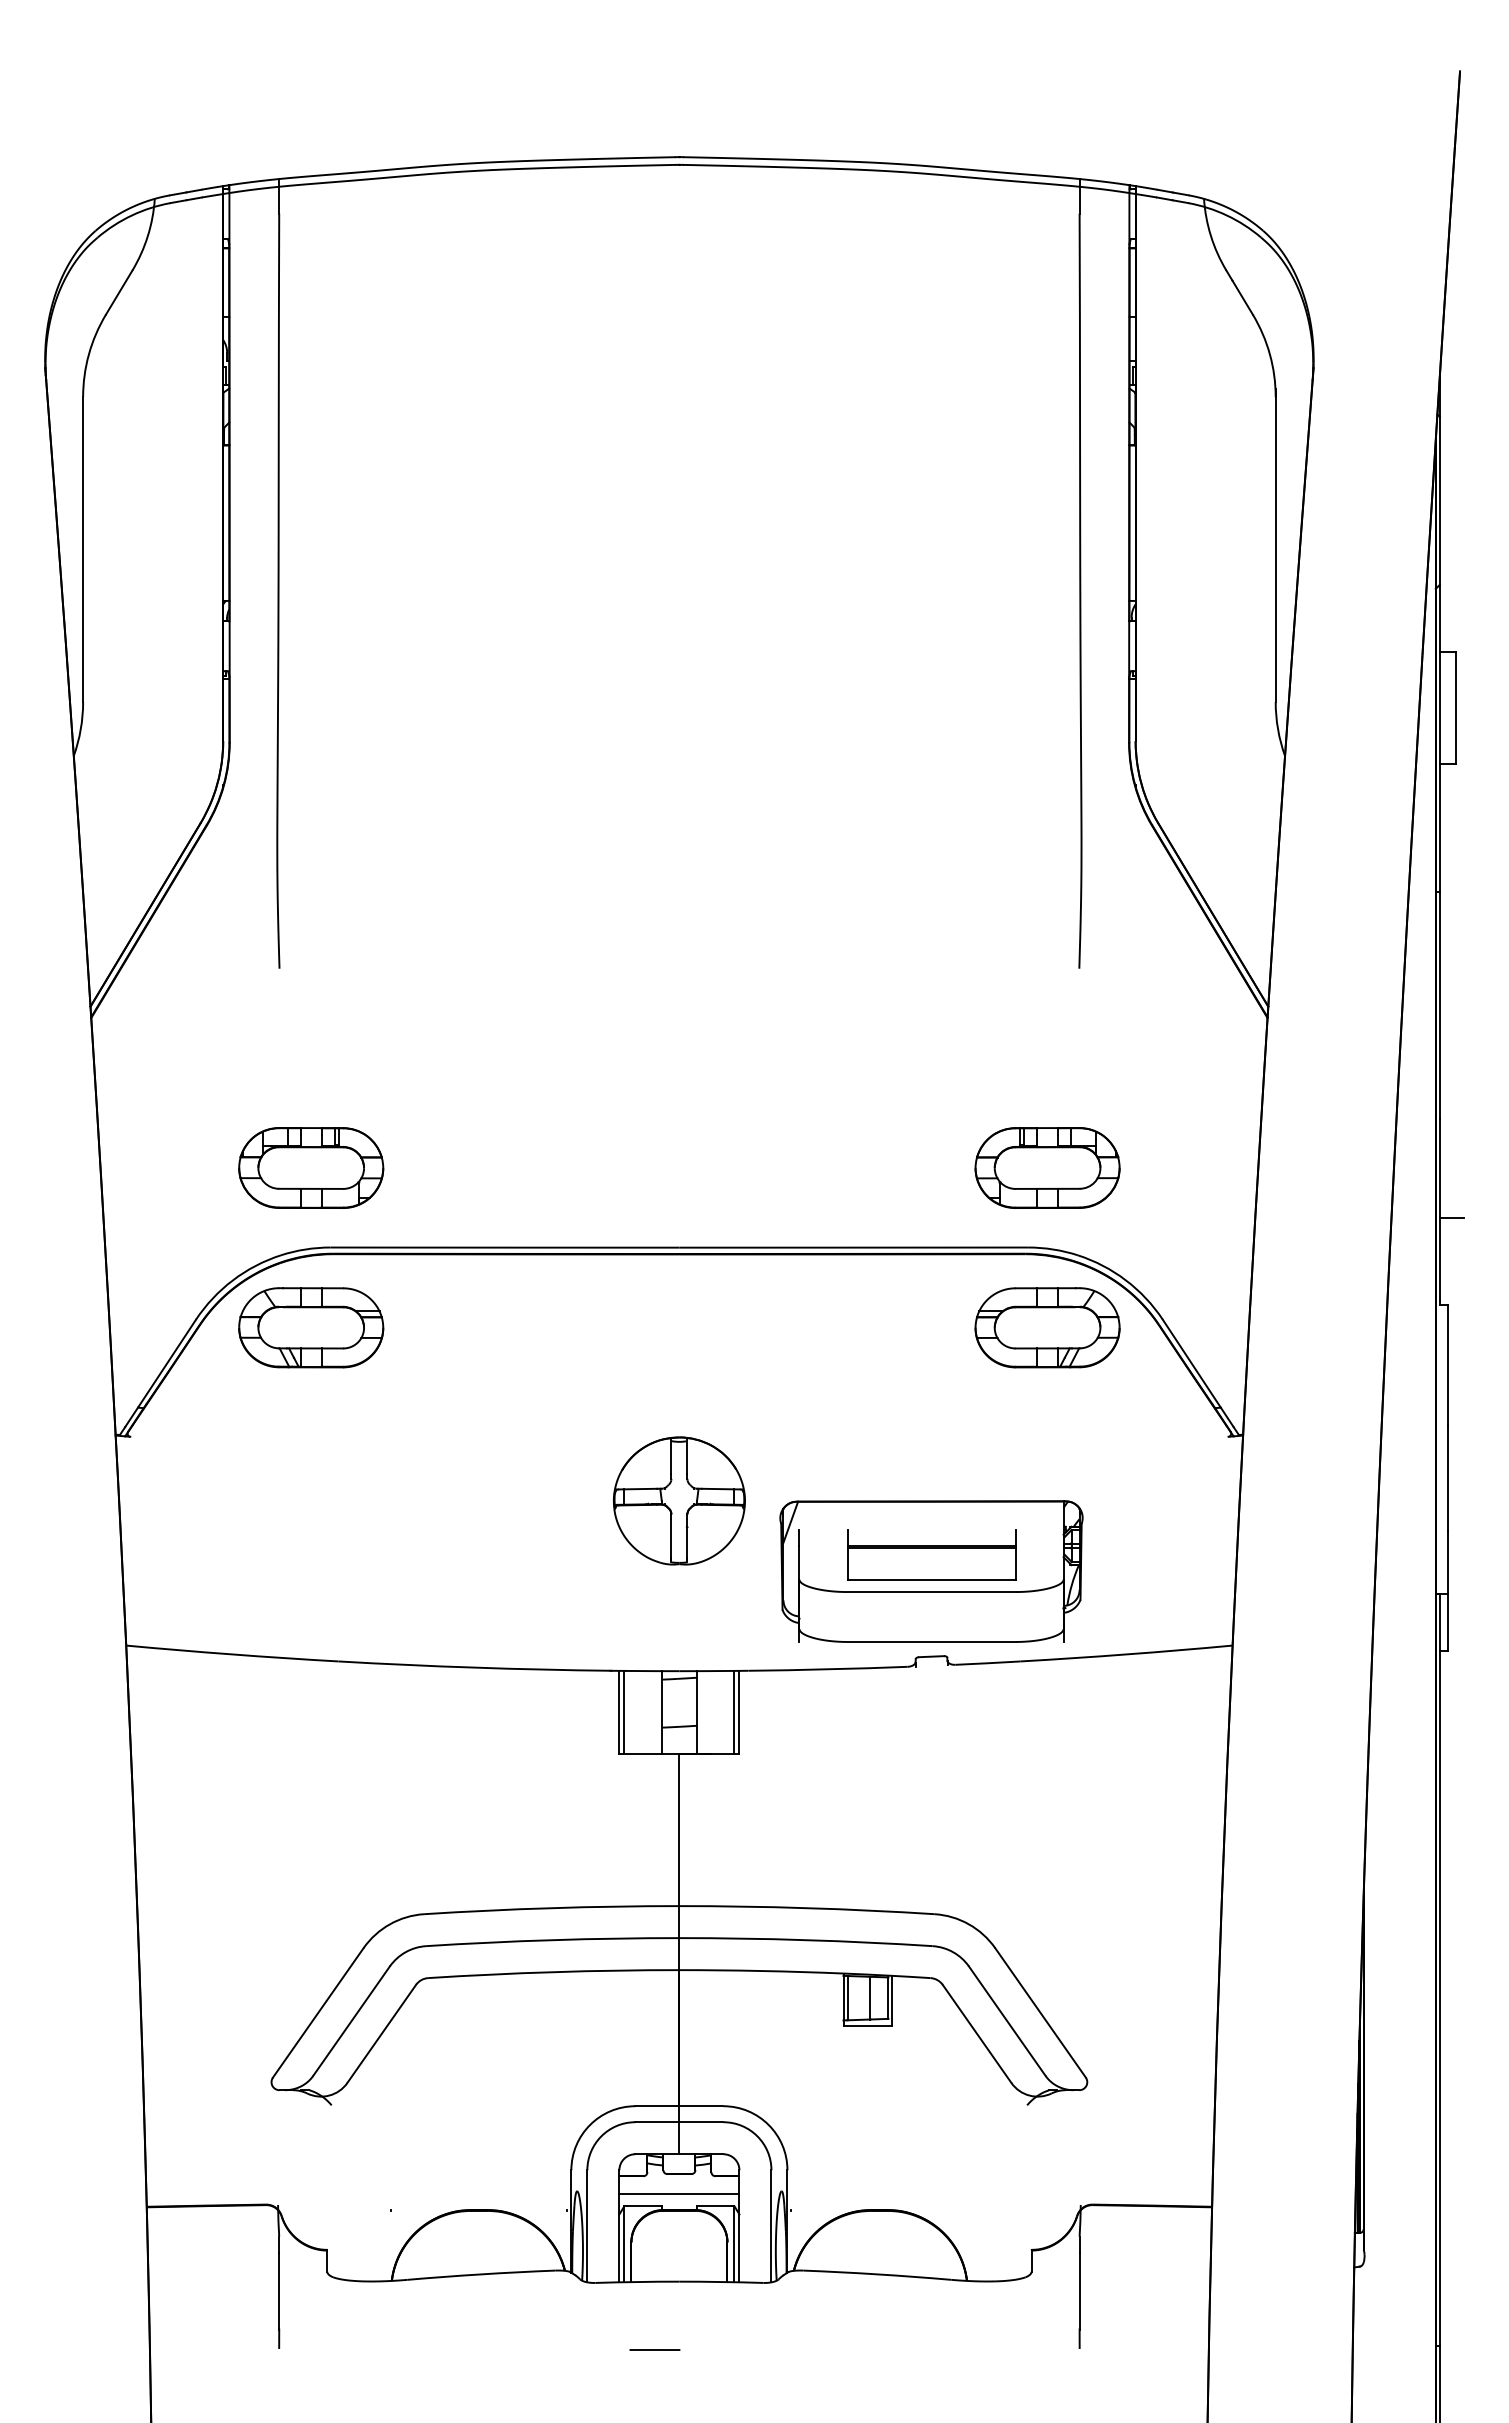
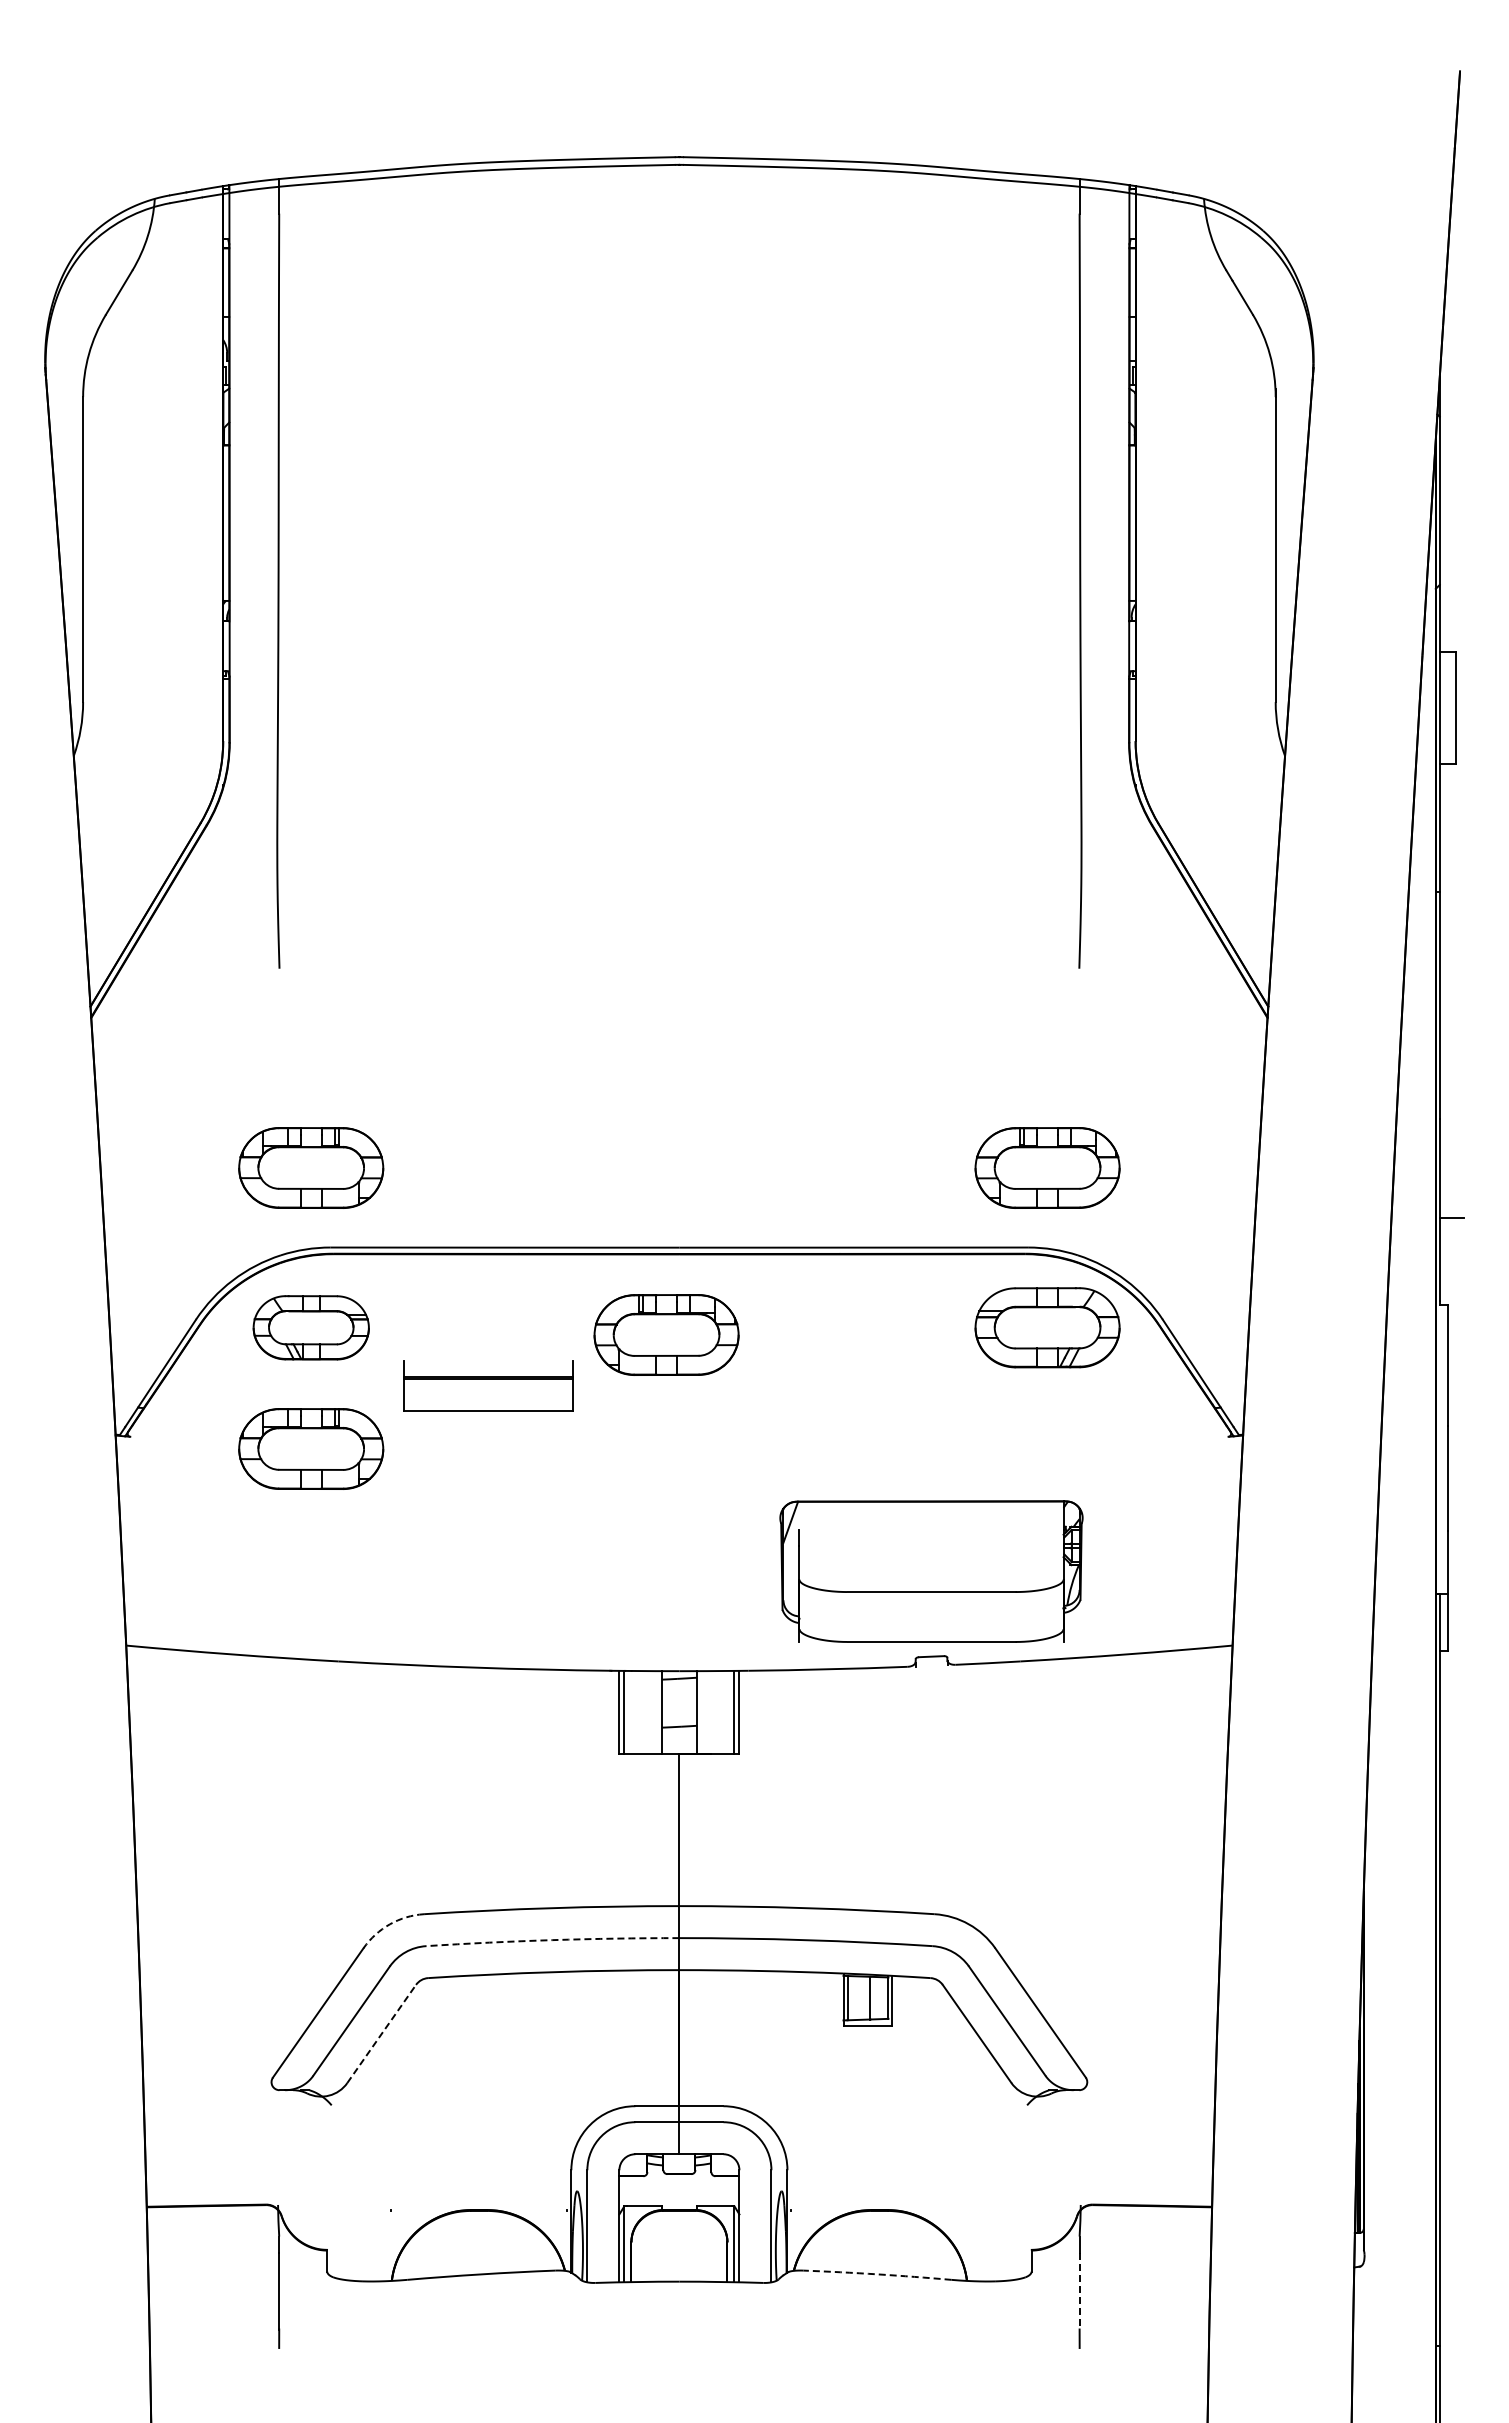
part size: 147x82 px -> 118x66 px (310, 1327)
part: none -> present (666, 1334)
part: none -> present (311, 1448)
part: present -> none (679, 1500)
part position: (931, 1554) -> (488, 1385) (488, 1385)
arc: solid -> dashed (389, 1924)
arc: solid -> dashed (552, 1940)
line: solid -> dashed (381, 2033)
line: present -> none (679, 2194)
arc: solid -> dashed (877, 2274)
line: solid -> dashed (1079, 2291)
line: present -> none (654, 2349)
